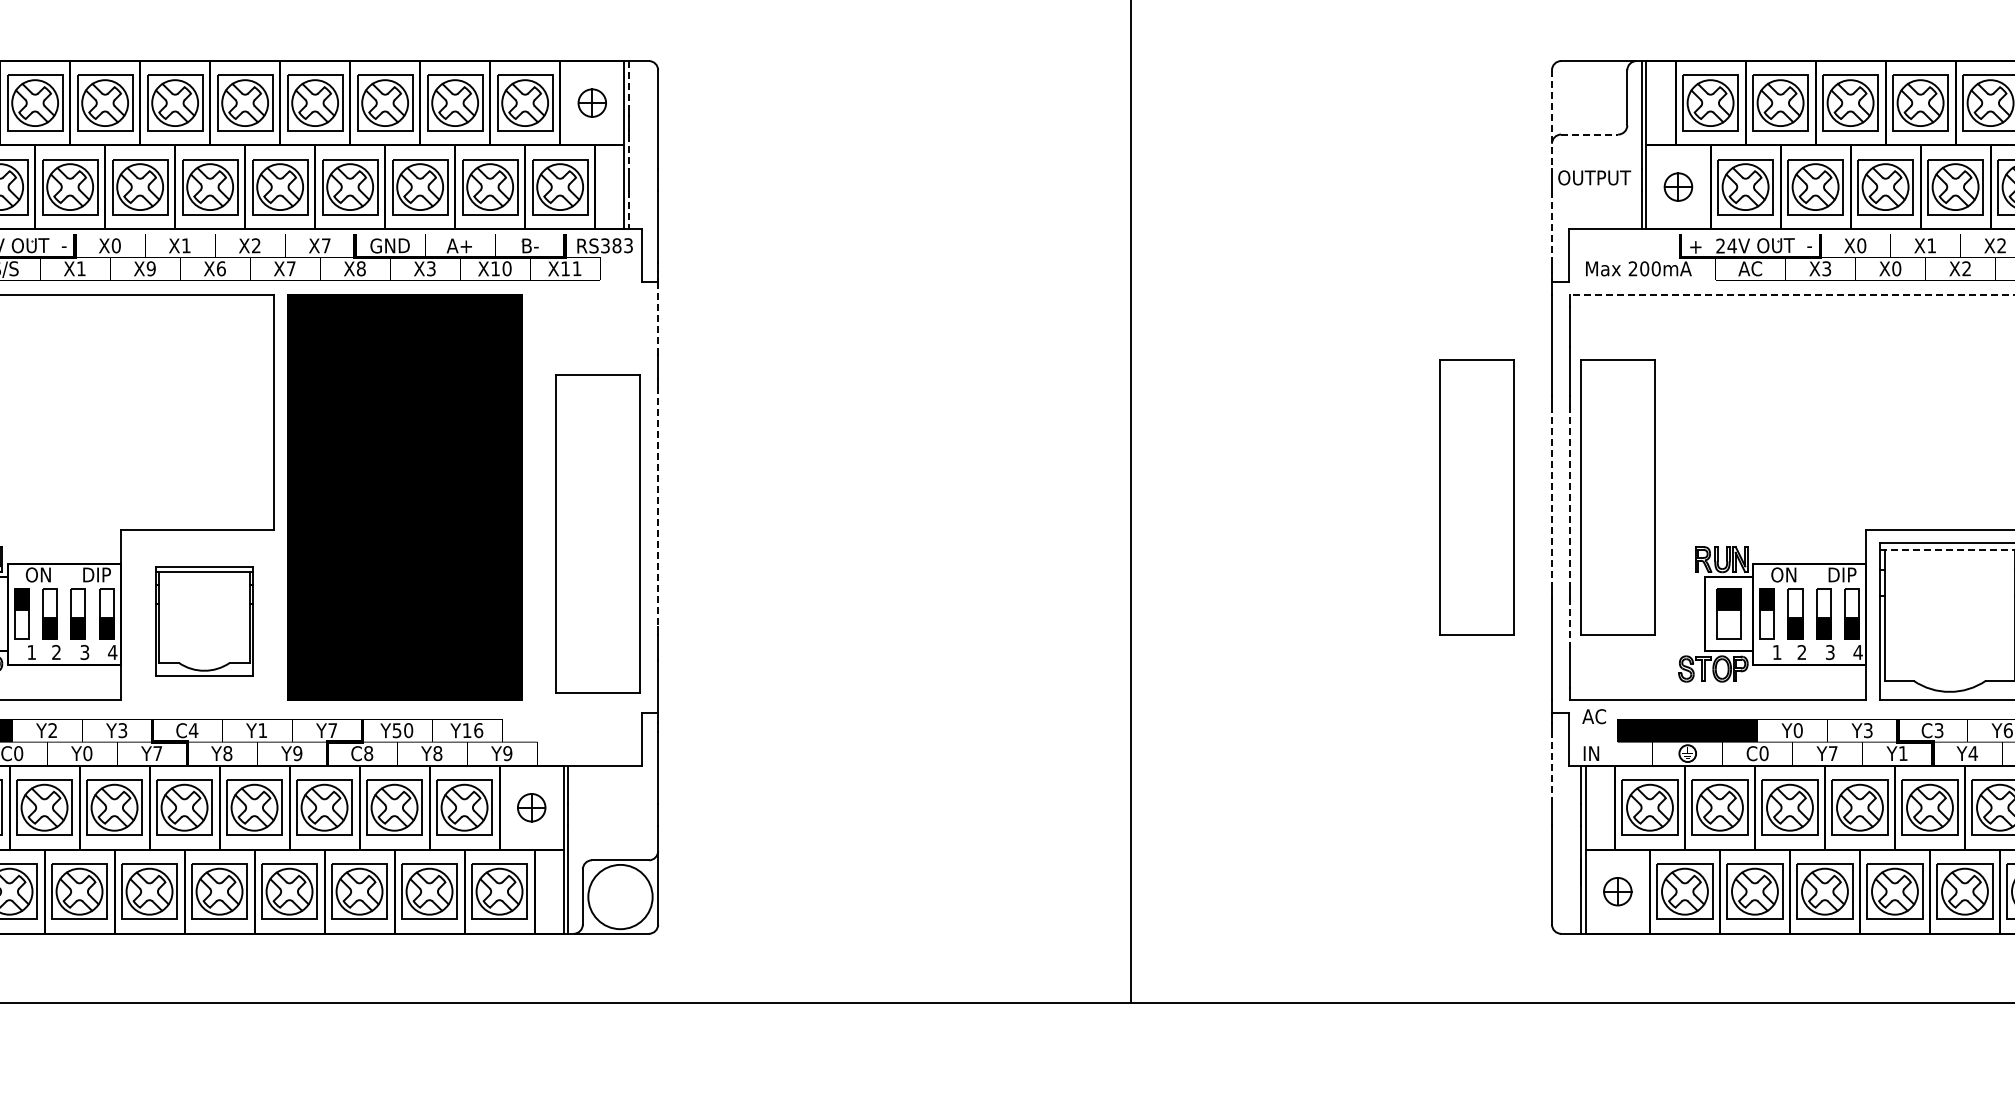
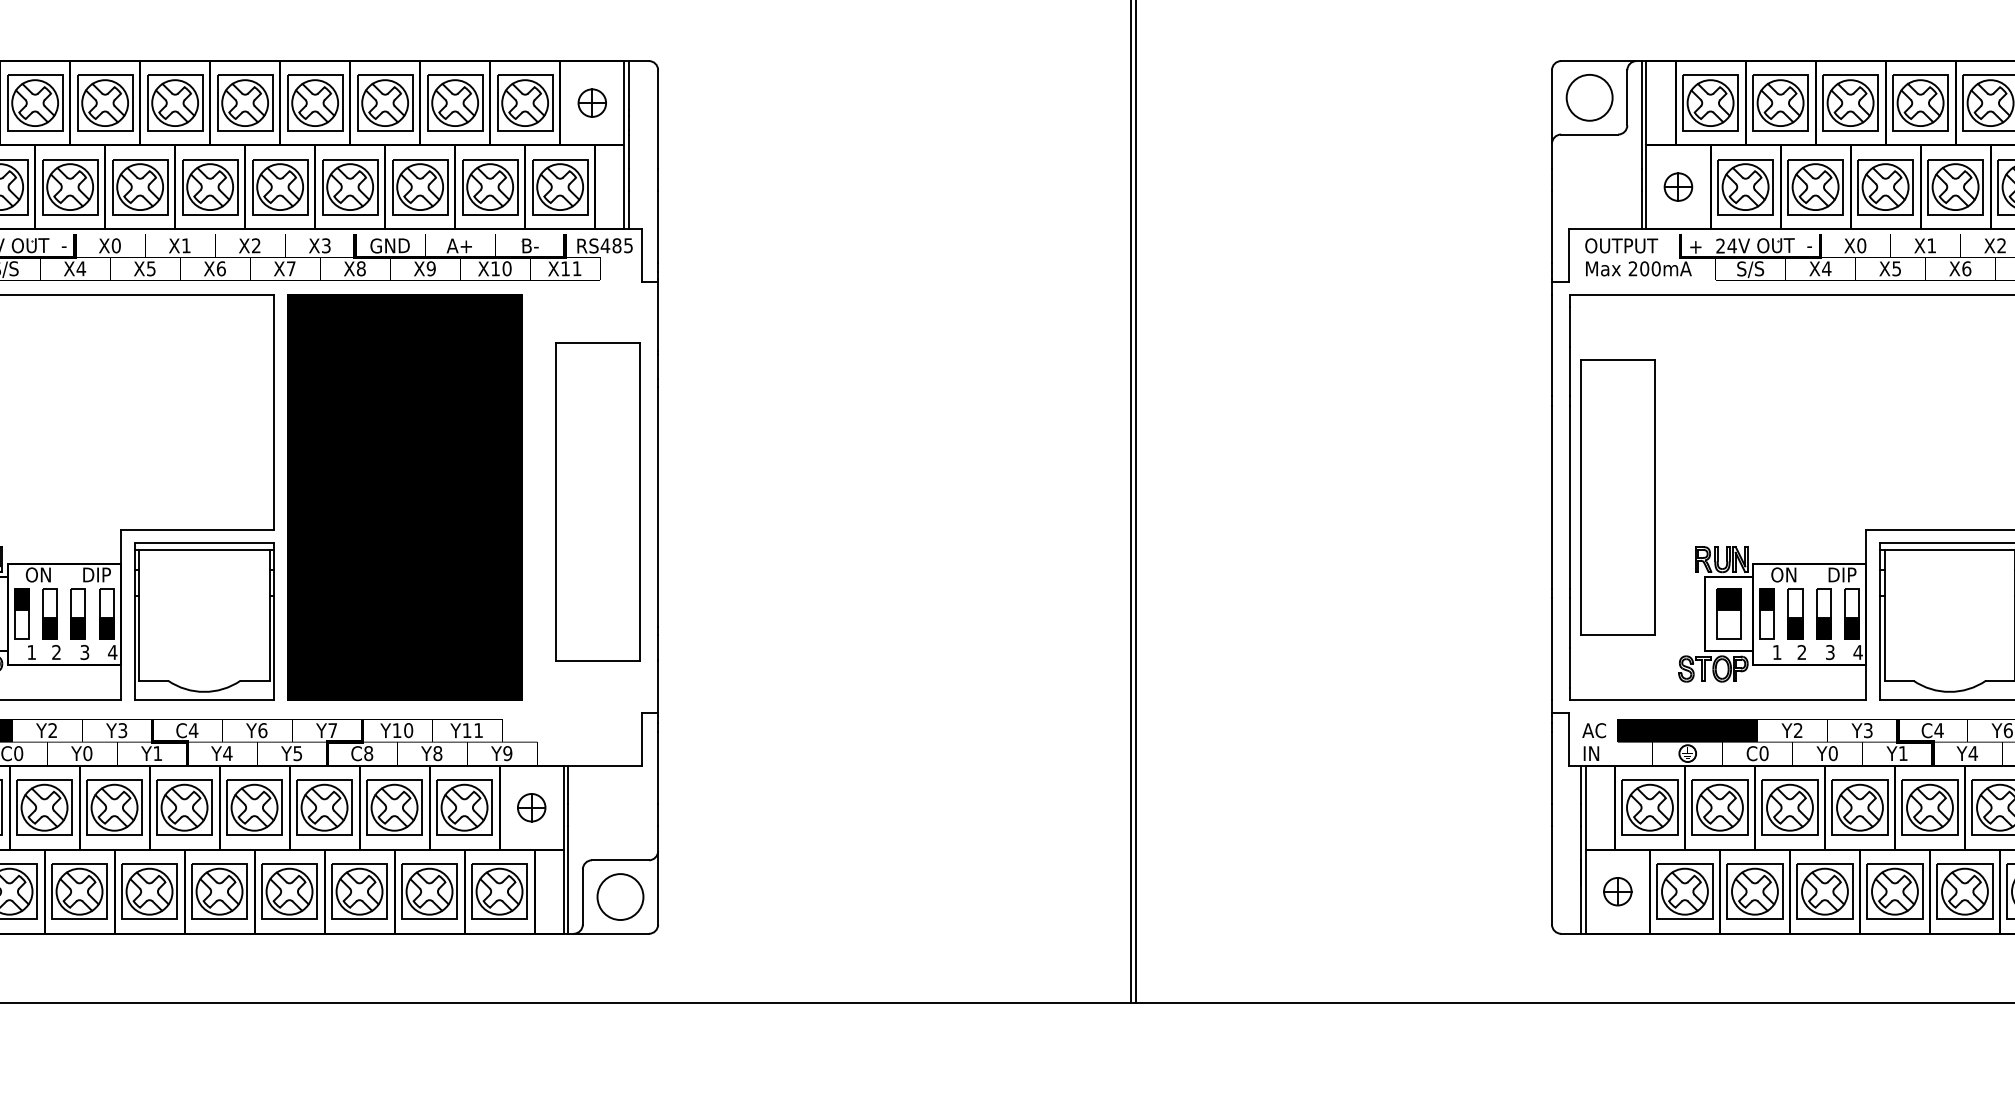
line: dashed -> solid (628, 86)
circle: none -> present (1589, 97)
line: dashed -> solid (1552, 120)
line: dashed -> solid (1590, 134)
line: dashed -> solid (628, 152)
text position: (1594, 177) -> (1621, 245) (1621, 245)
line: dashed -> solid (628, 210)
line: dashed -> solid (1552, 227)
text: X7 -> X3 (326, 245)
text: RS383 -> RS485 (616, 245)
text: X1 -> X4 (81, 268)
text: X9 -> X5 (150, 268)
text: X3 -> X9 (430, 268)
text: X3 -> X4 (1826, 268)
text: X0 -> X5 (1896, 268)
text: X2 -> X6 (1966, 268)
text: AC -> S/S (1750, 269)
line: dashed -> solid (1791, 295)
line: dashed -> solid (658, 316)
part: present -> none (1476, 497)
line: dashed -> solid (1552, 497)
line: dashed -> solid (1570, 497)
line: none -> present (1136, 502)
line: dashed -> solid (658, 506)
part position: (597, 533) -> (597, 501) (597, 501)
line: dashed -> solid (1947, 550)
part size: 99x111 px -> 141x159 px (204, 621)
line: dashed -> solid (1570, 623)
text position: (1593, 716) -> (1593, 730) (1593, 730)
text: Y1 -> Y6 (262, 730)
text: Y50 -> Y10 (396, 730)
text: Y16 -> Y11 (478, 730)
text: Y0 -> Y2 (1797, 730)
text: C3 -> C4 (1938, 730)
text: Y7 -> Y1 (157, 753)
text: Y8 -> Y4 (227, 753)
text: Y9 -> Y5 (297, 753)
text: Y7 -> Y0 (1832, 753)
line: dashed -> solid (1552, 767)
circle diameter: 64 px -> 46 px (620, 897)
